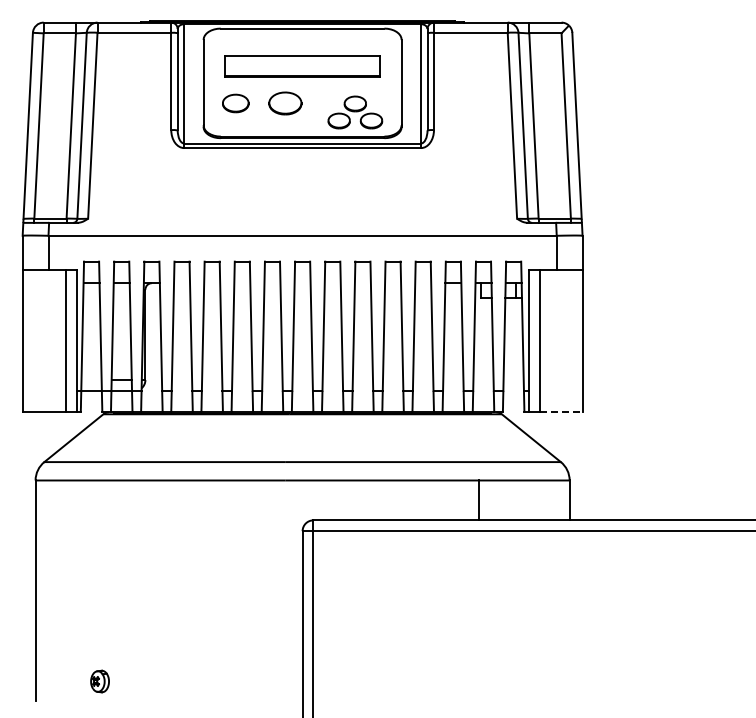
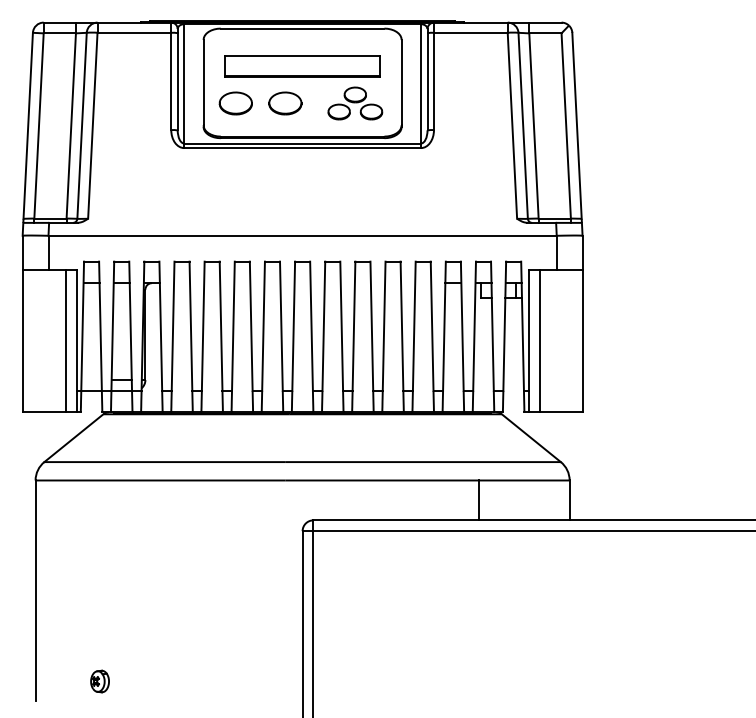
part size: 28x21 px -> 35x25 px (235, 103)
part position: (355, 112) -> (355, 103) (355, 103)
line: dashed -> solid (561, 412)
